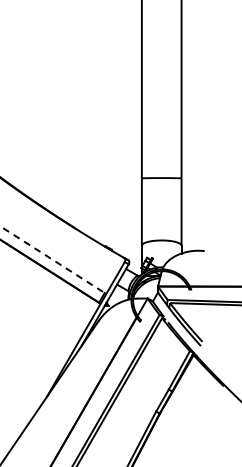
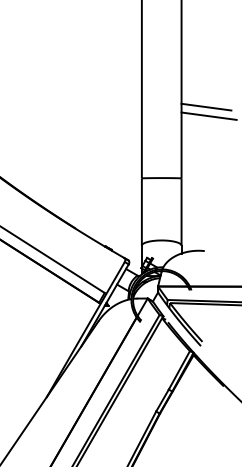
line: none -> present (206, 106)
line: none -> present (208, 115)
line: dashed -> solid (52, 259)
